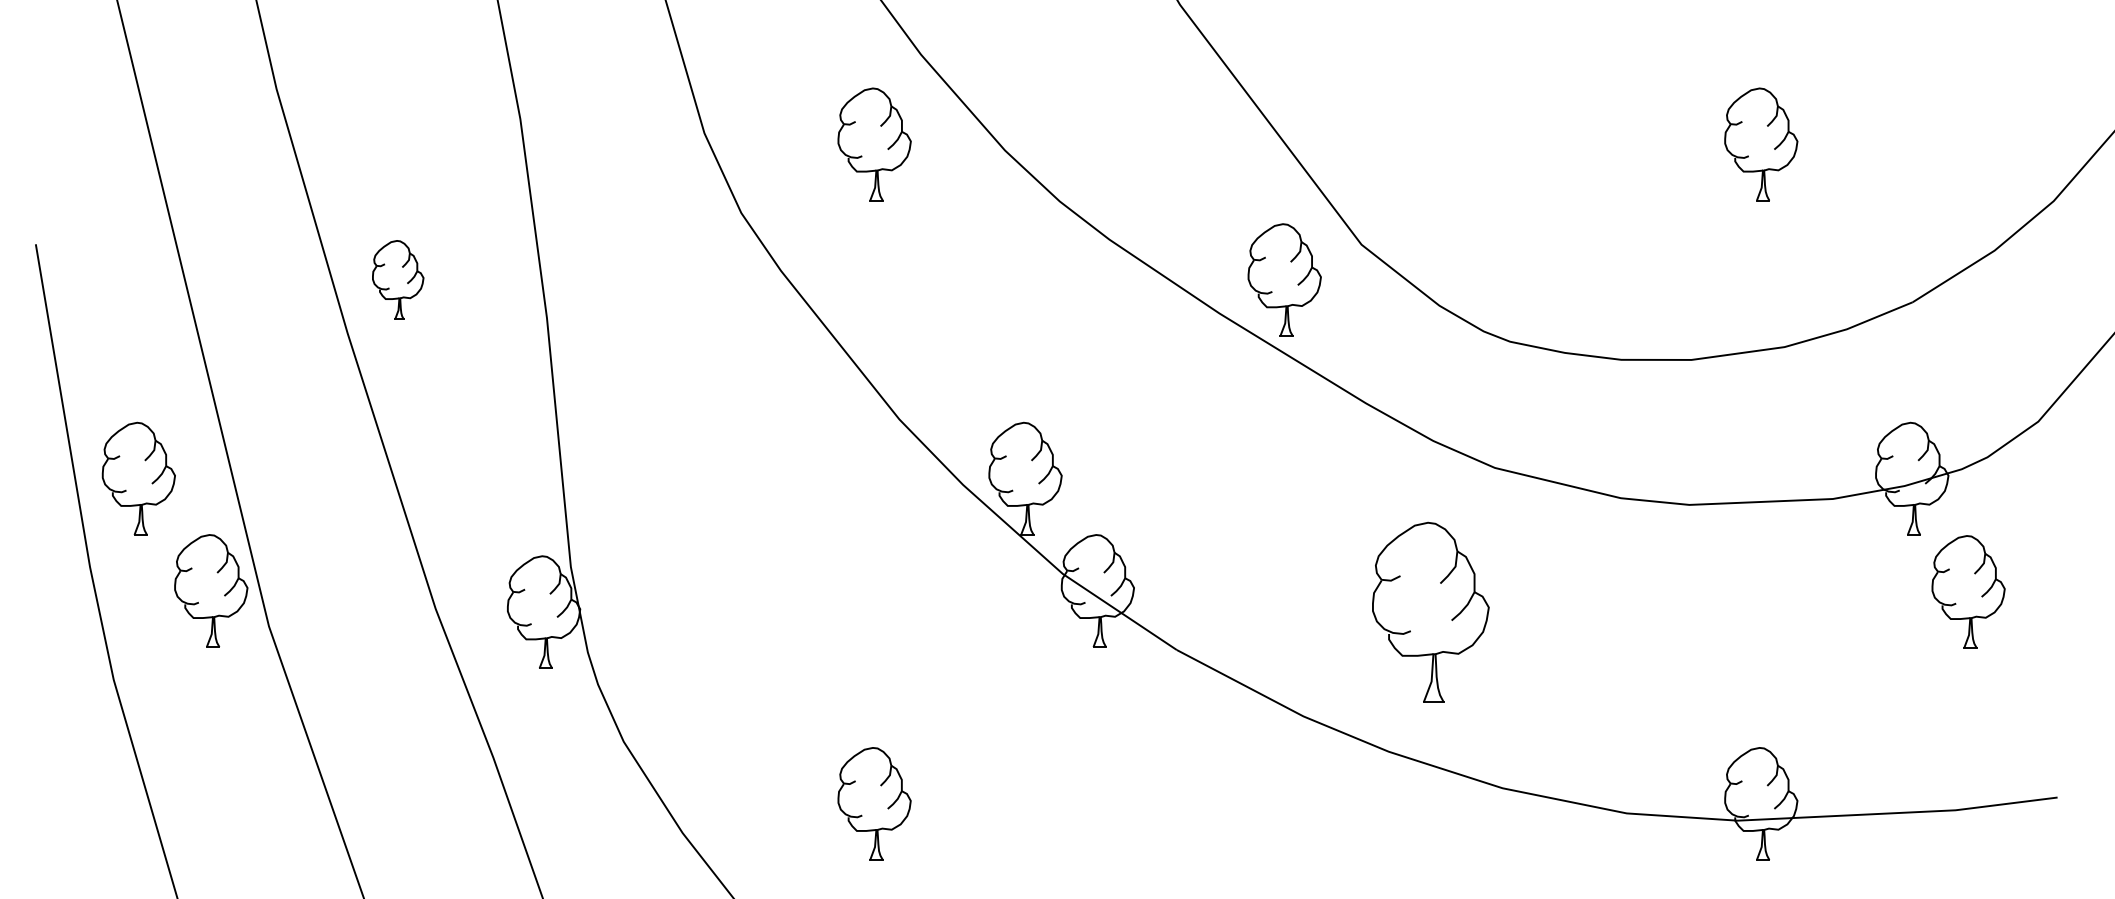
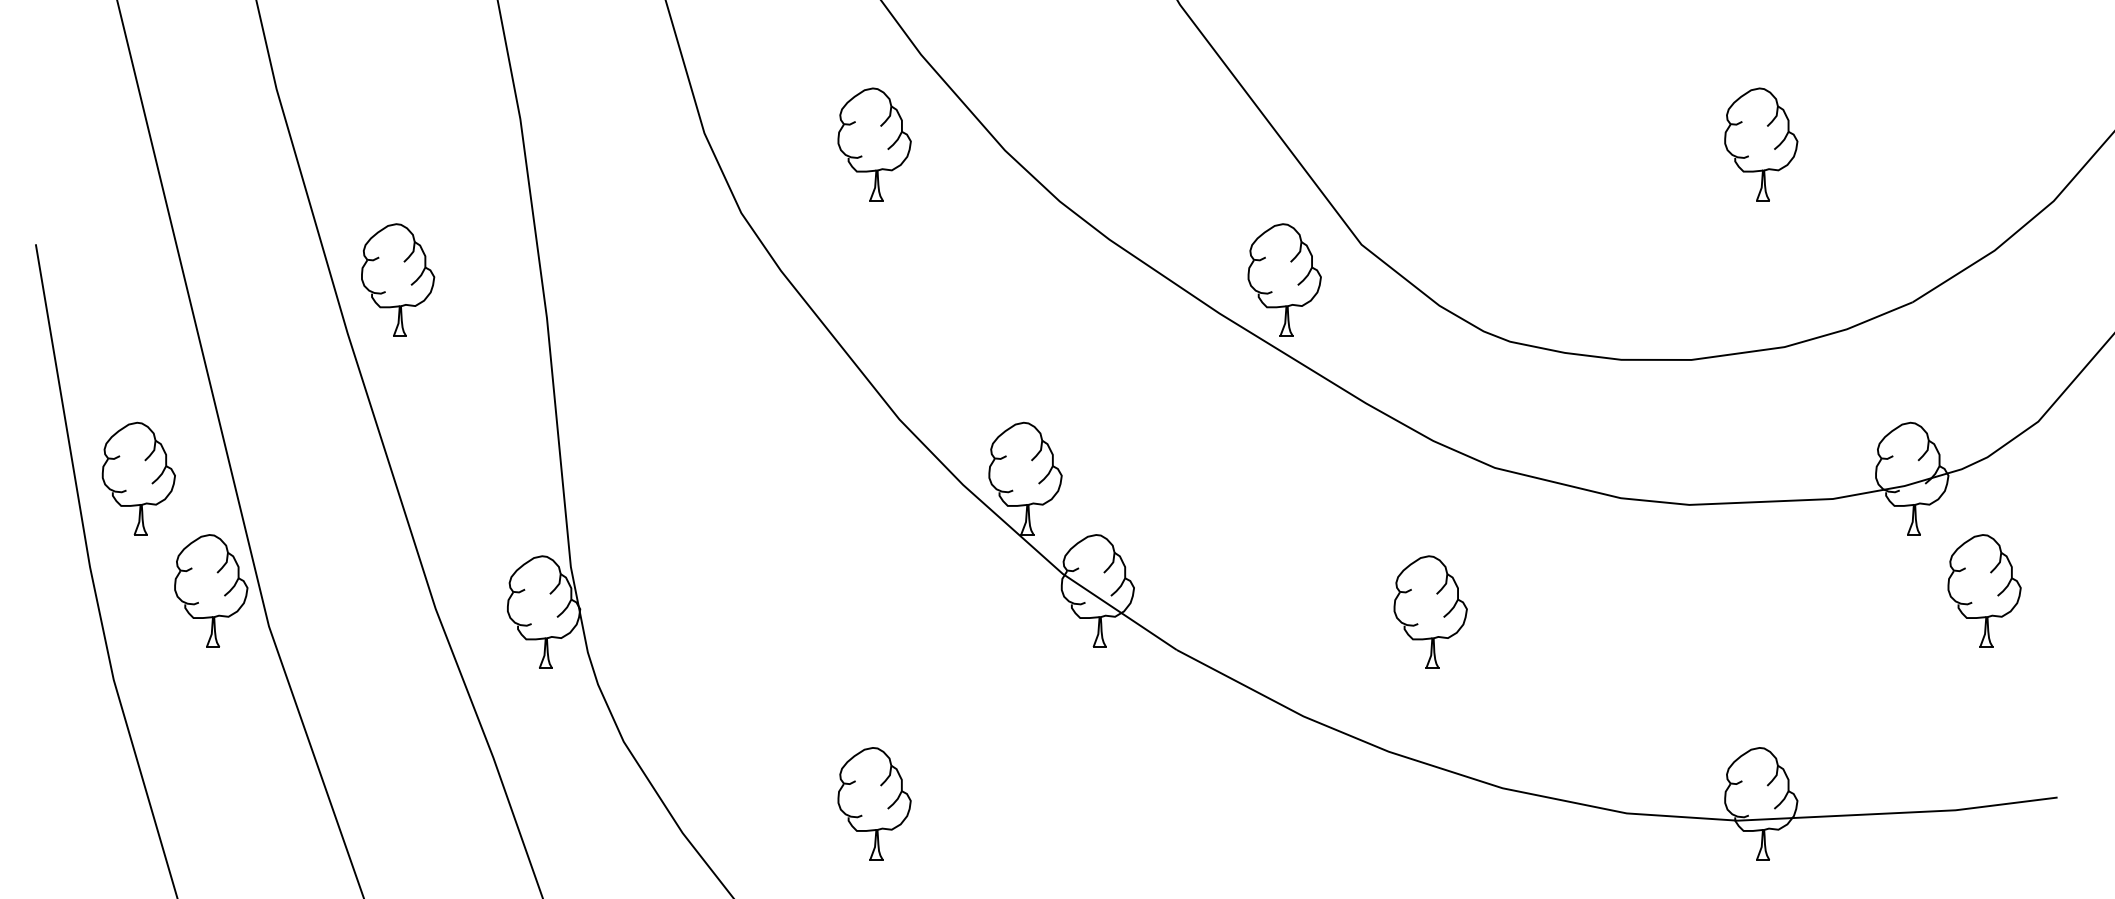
part size: 53x80 px -> 75x114 px (398, 279)
part position: (1968, 591) -> (1984, 590) (1984, 590)
part size: 118x182 px -> 75x114 px (1430, 611)
